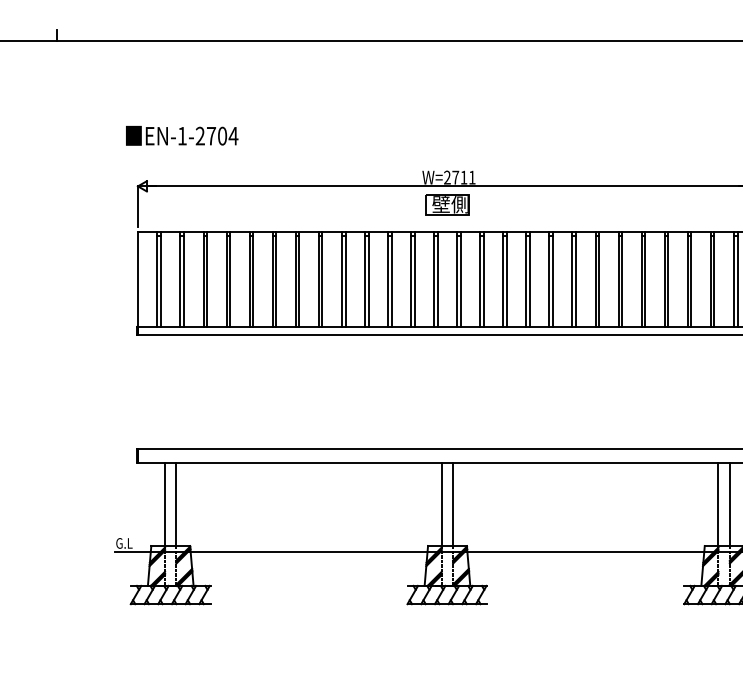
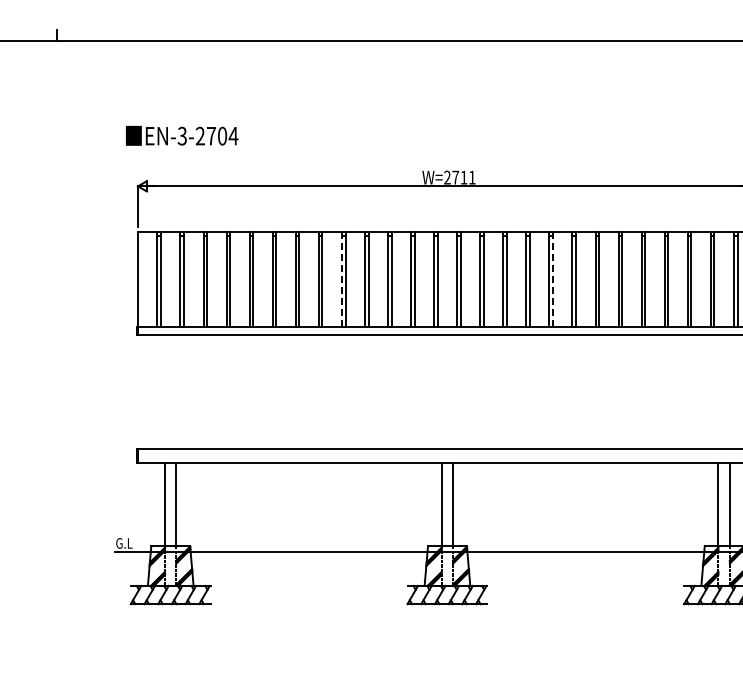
text: EN-1-2704 -> EN-3-2704 (181, 135)
part: present -> none (447, 204)
line: solid -> dashed (341, 278)
line: solid -> dashed (553, 278)
